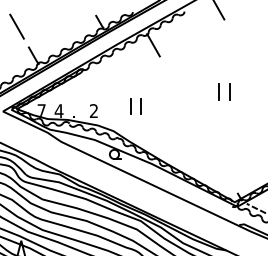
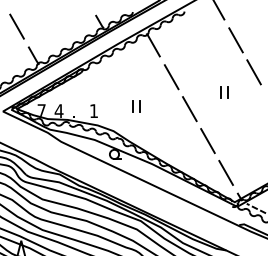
line: none -> present (235, 40)
line: none -> present (253, 72)
line: none -> present (171, 77)
part size: 13x18 px -> 9x13 px (224, 92)
part size: 12x17 px -> 9x13 px (136, 106)
line: none -> present (189, 109)
text: 2 -> 1 (93, 110)
line: none -> present (207, 141)
line: none -> present (225, 172)
